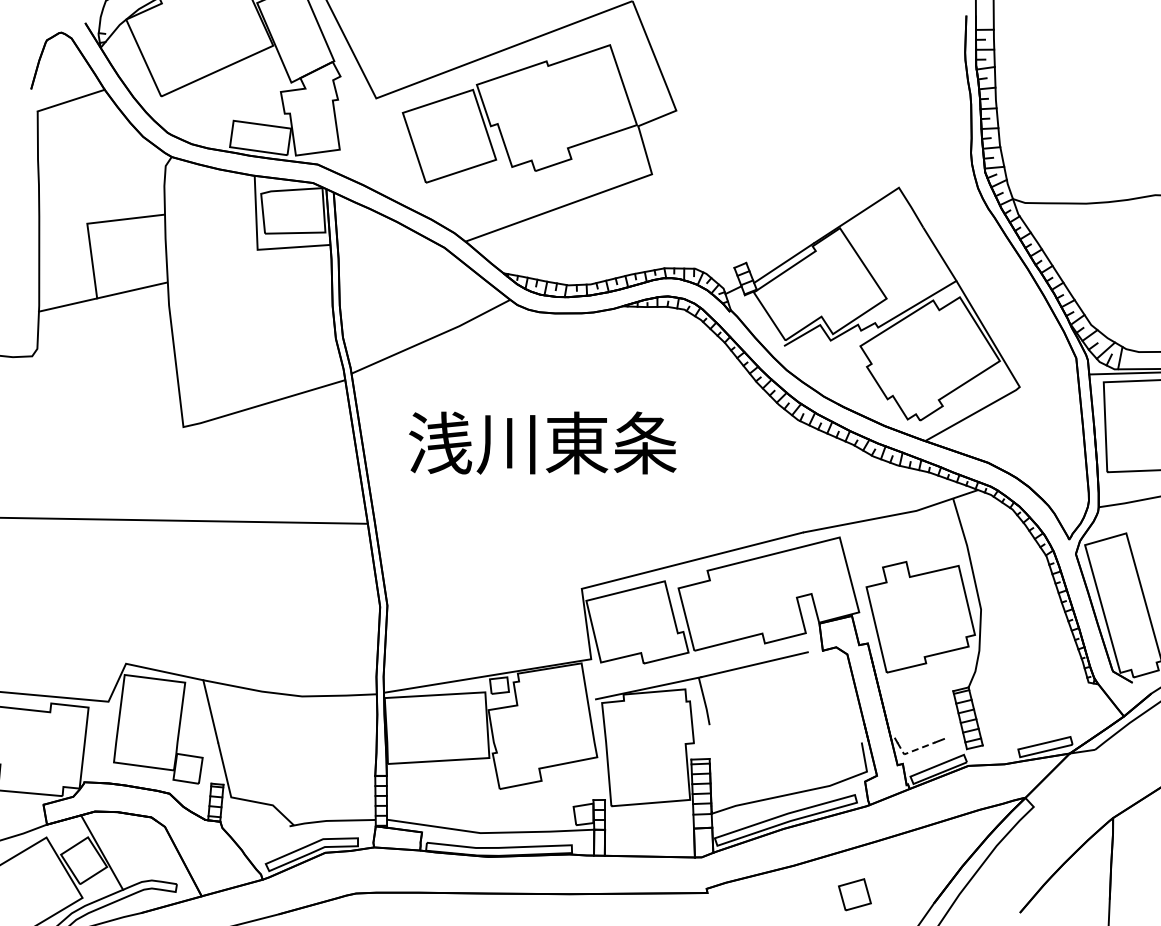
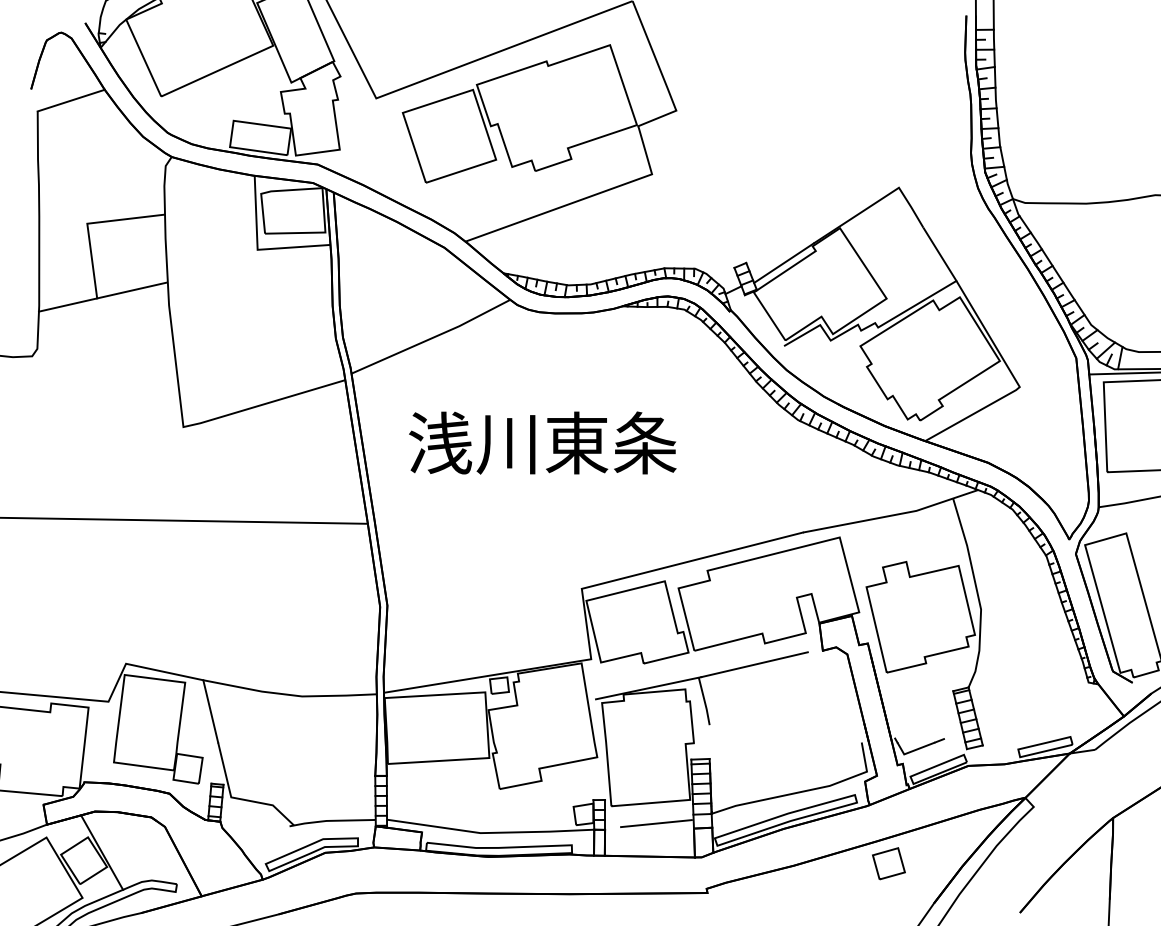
line: dashed -> solid (913, 750)
line: none -> present (656, 823)
part position: (854, 894) -> (888, 863) (888, 863)
